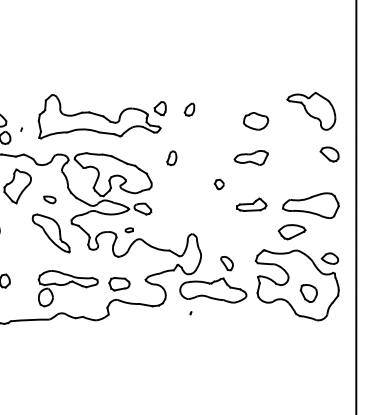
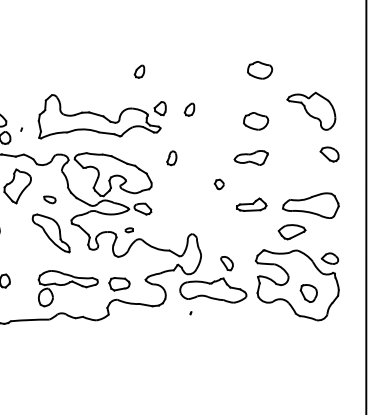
part: none -> present (260, 70)
part: none -> present (139, 71)
line position: (356, 206) -> (366, 206) (366, 206)
